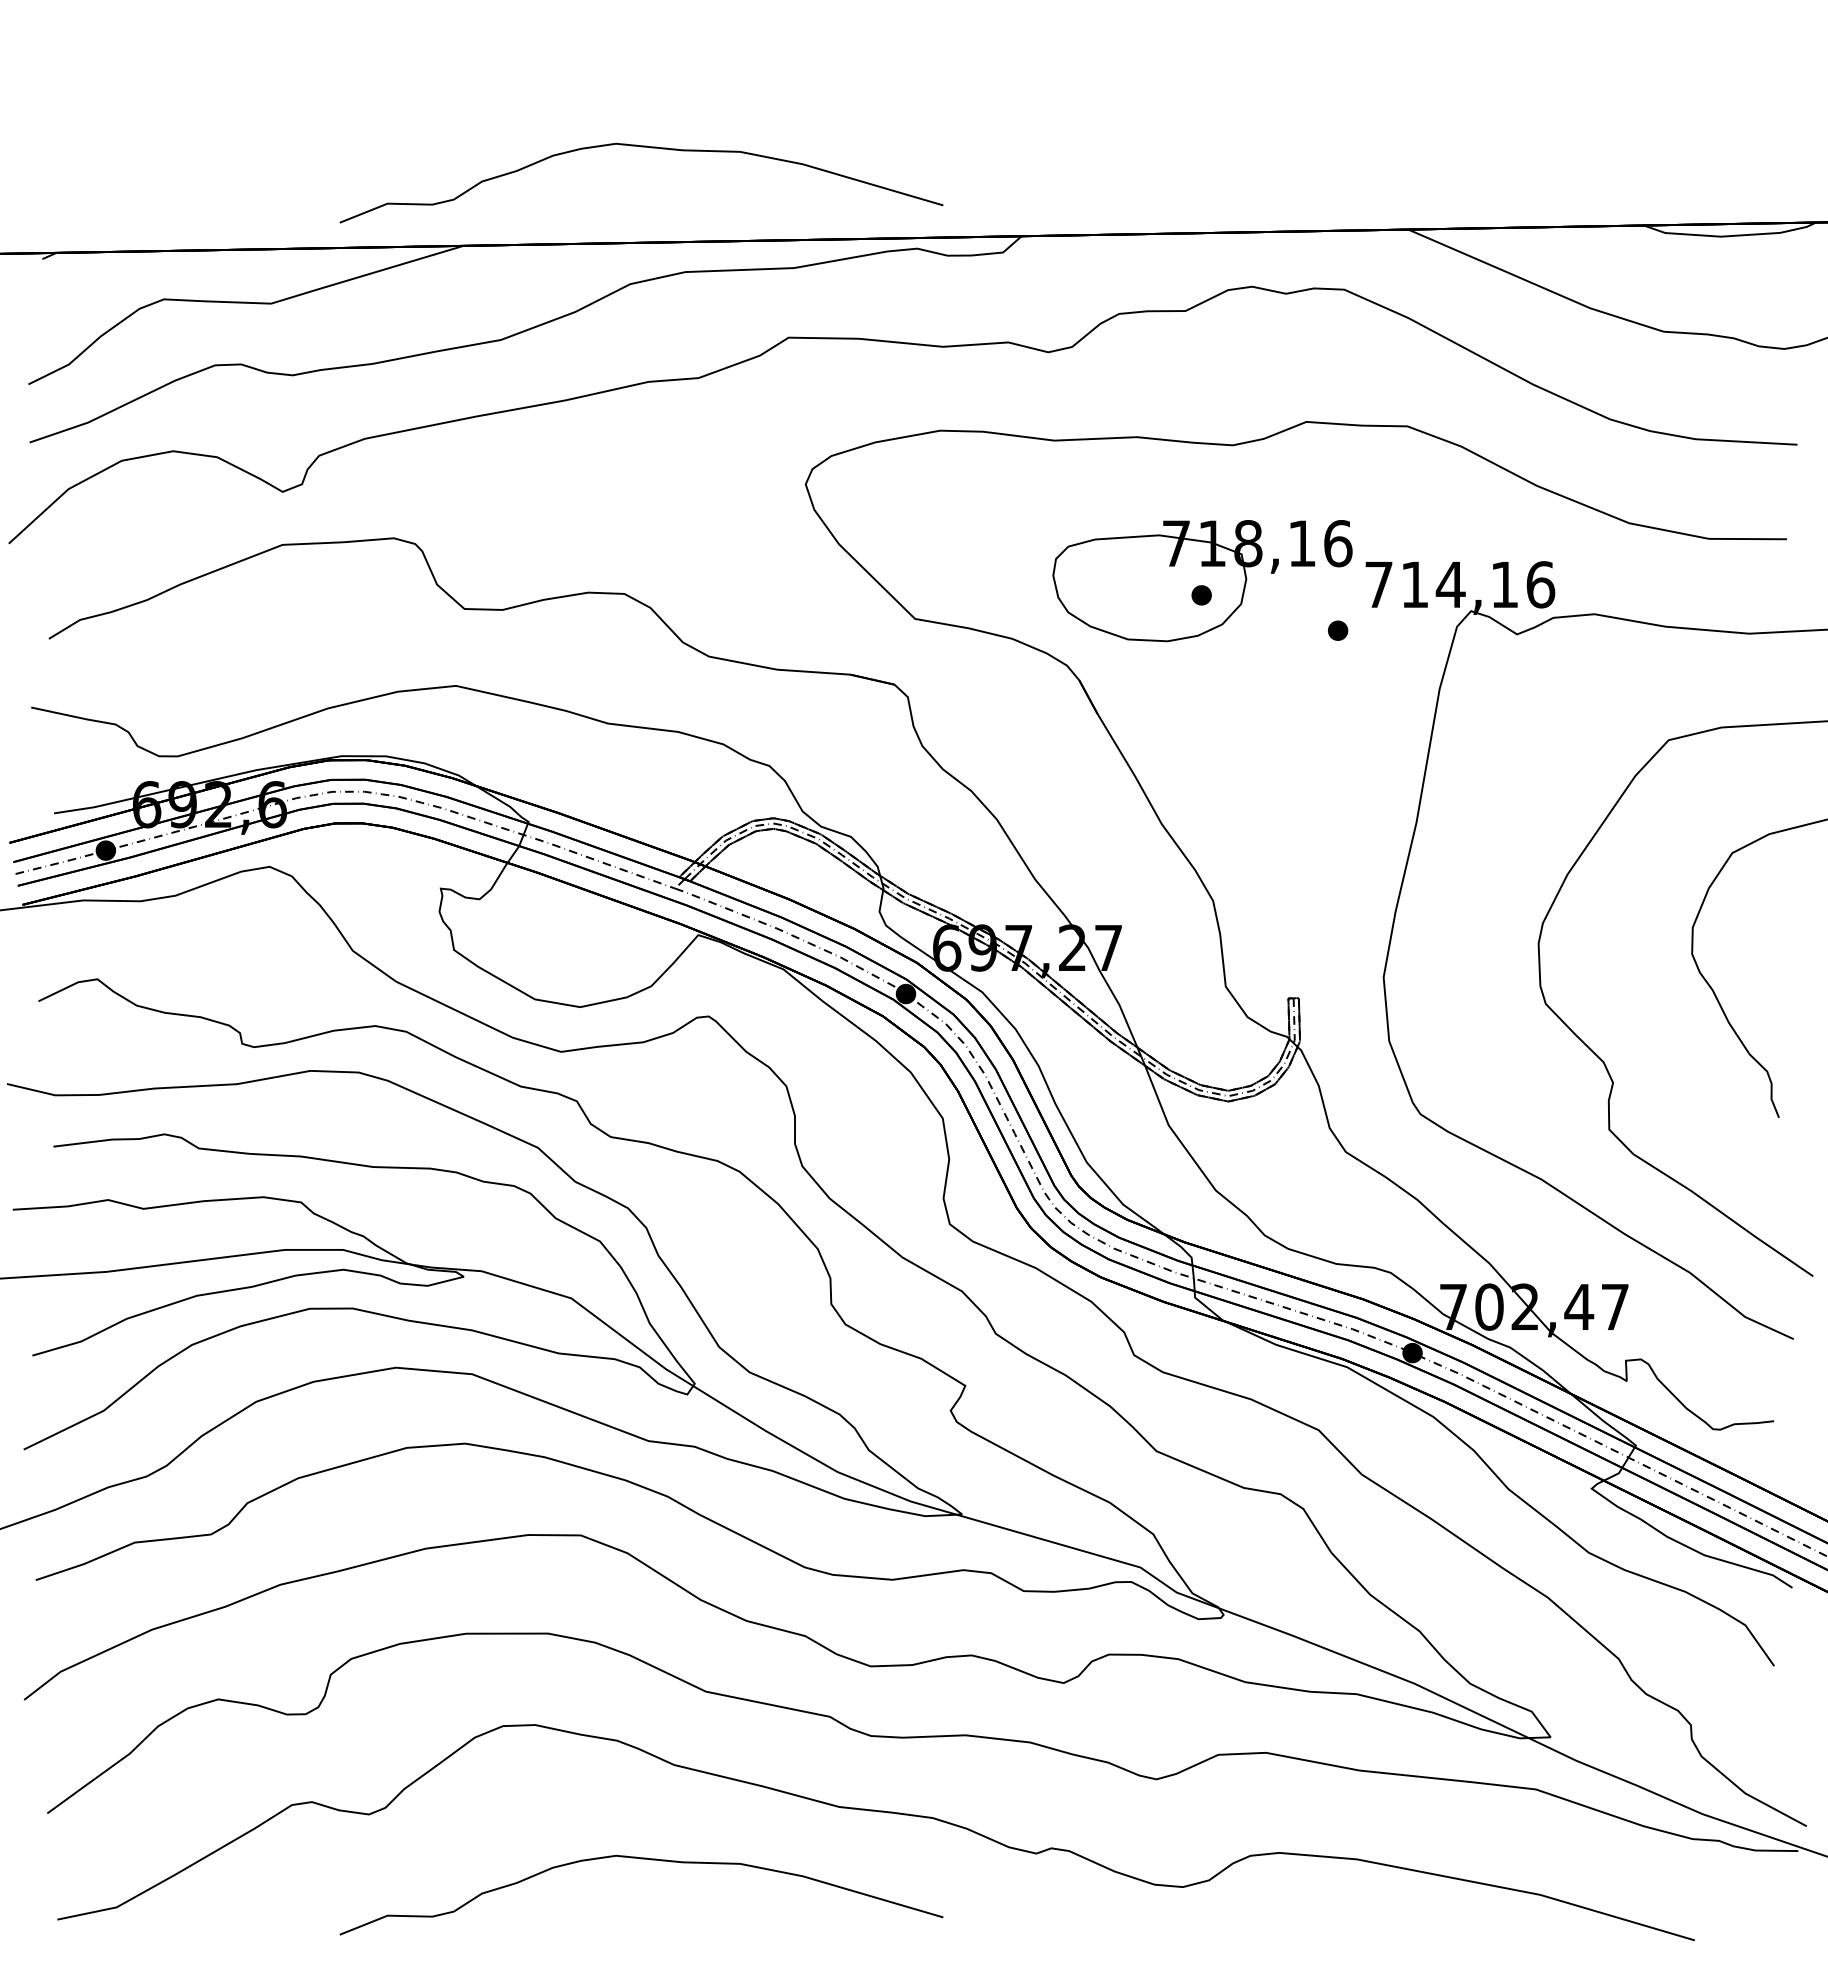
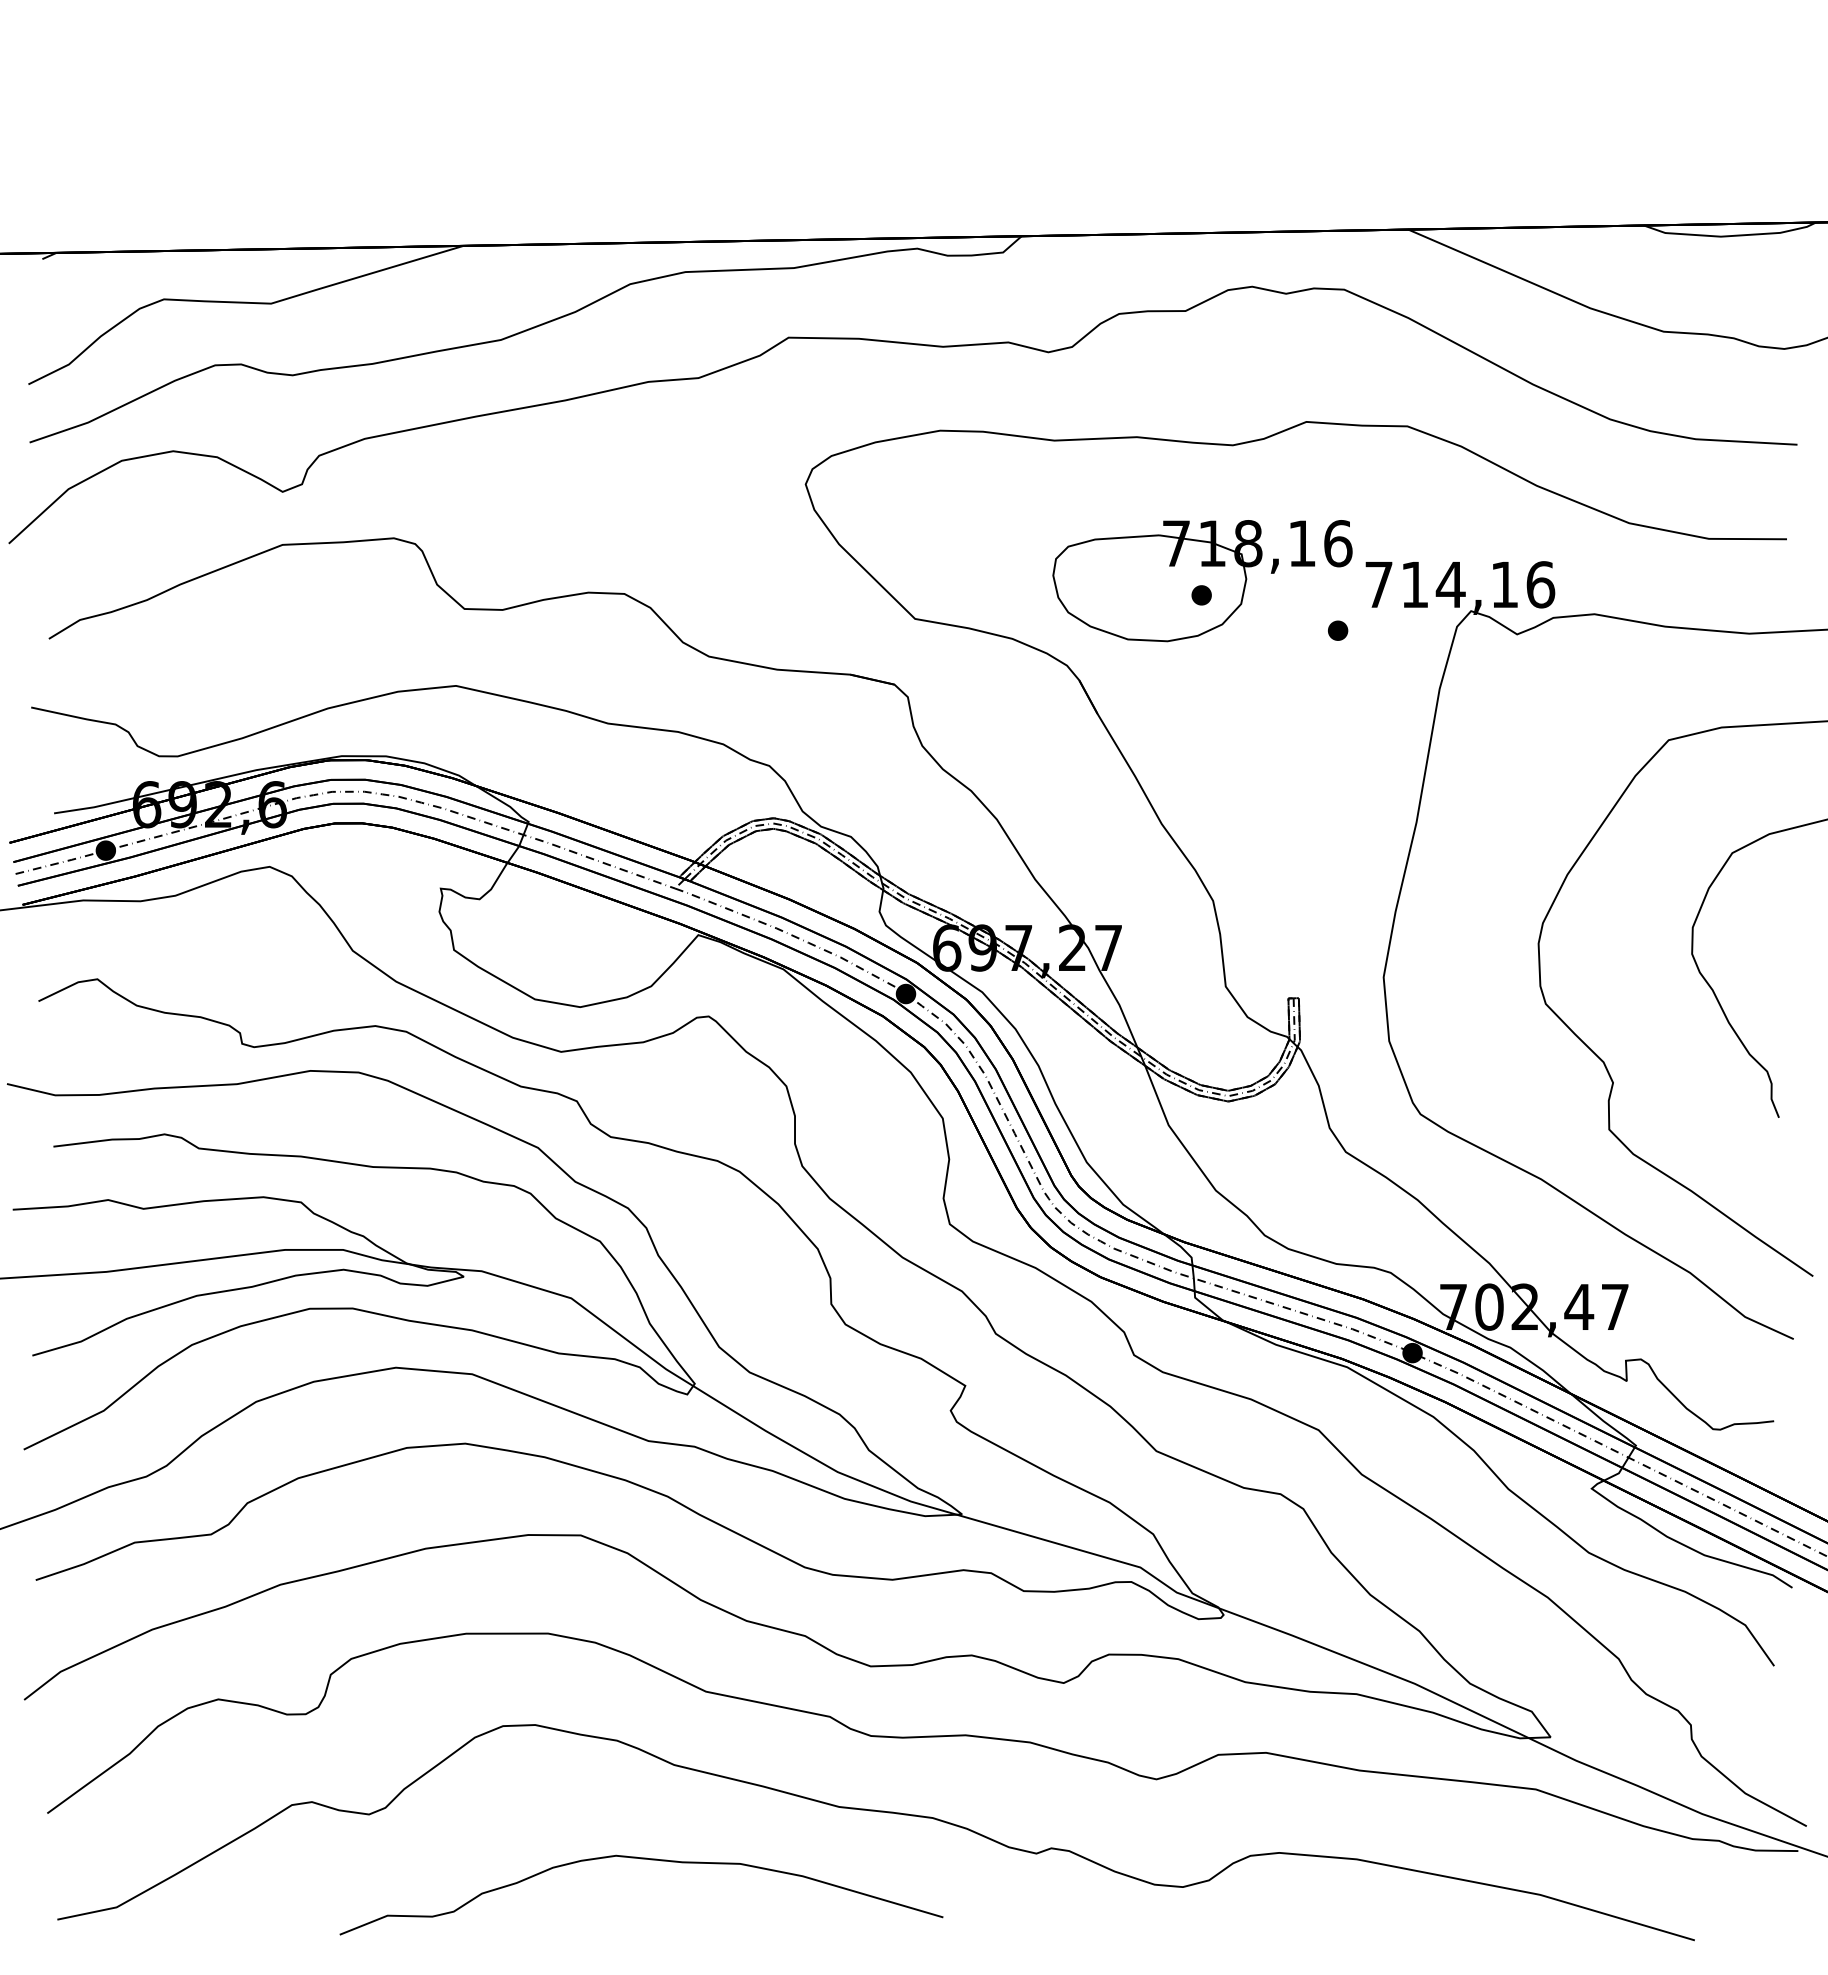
curve: present -> none (641, 147)
